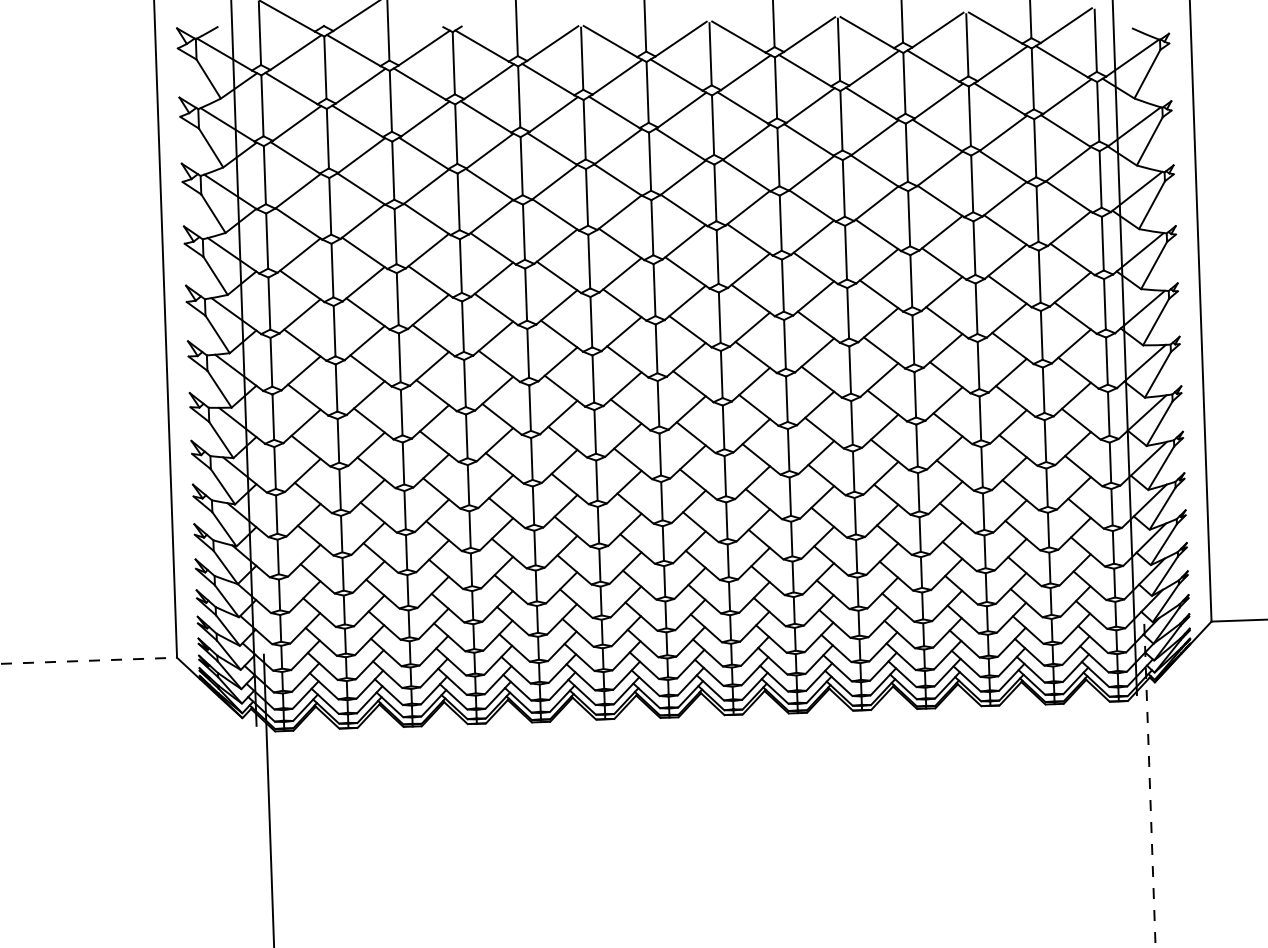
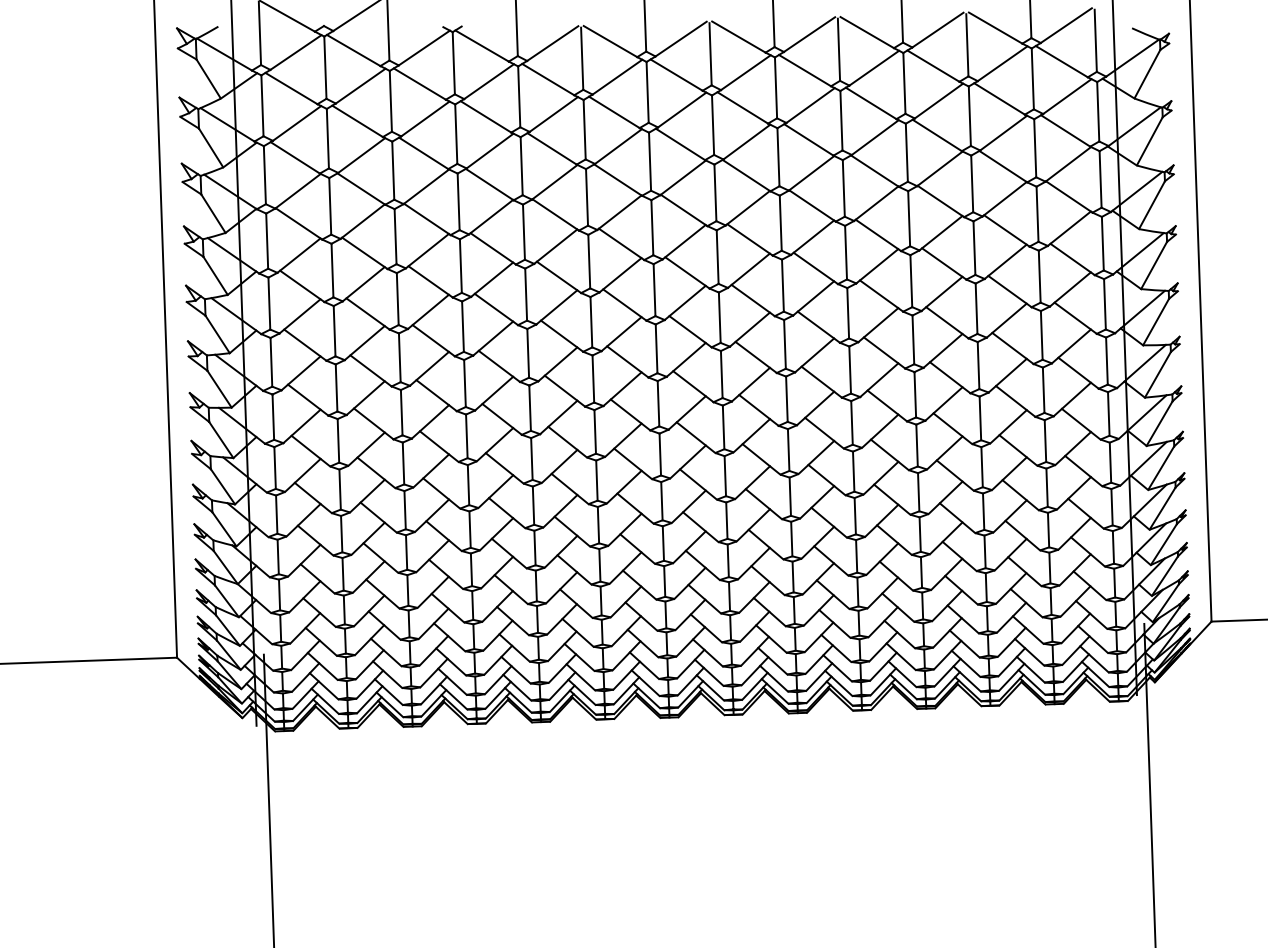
line: dashed -> solid (89, 660)
line: dashed -> solid (1149, 785)
